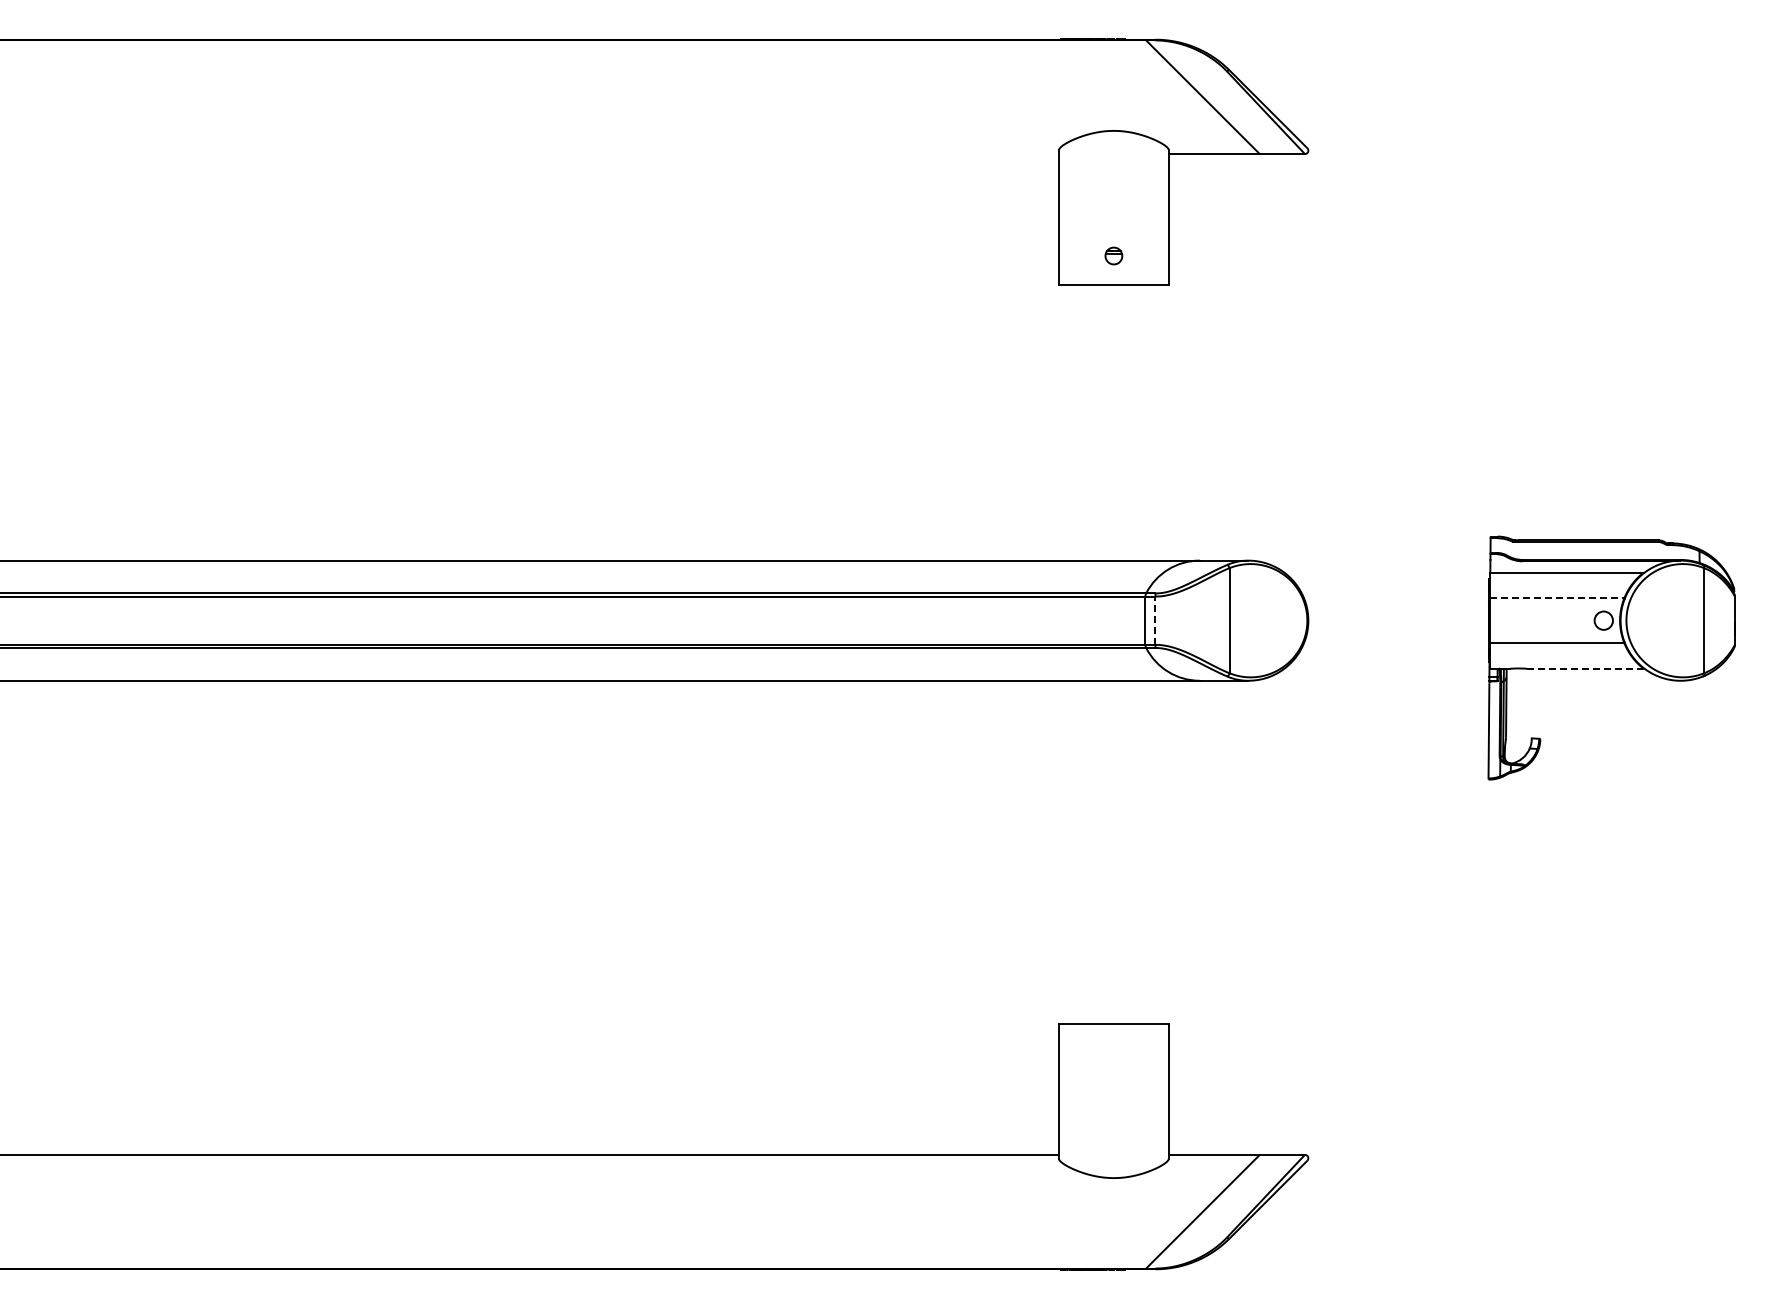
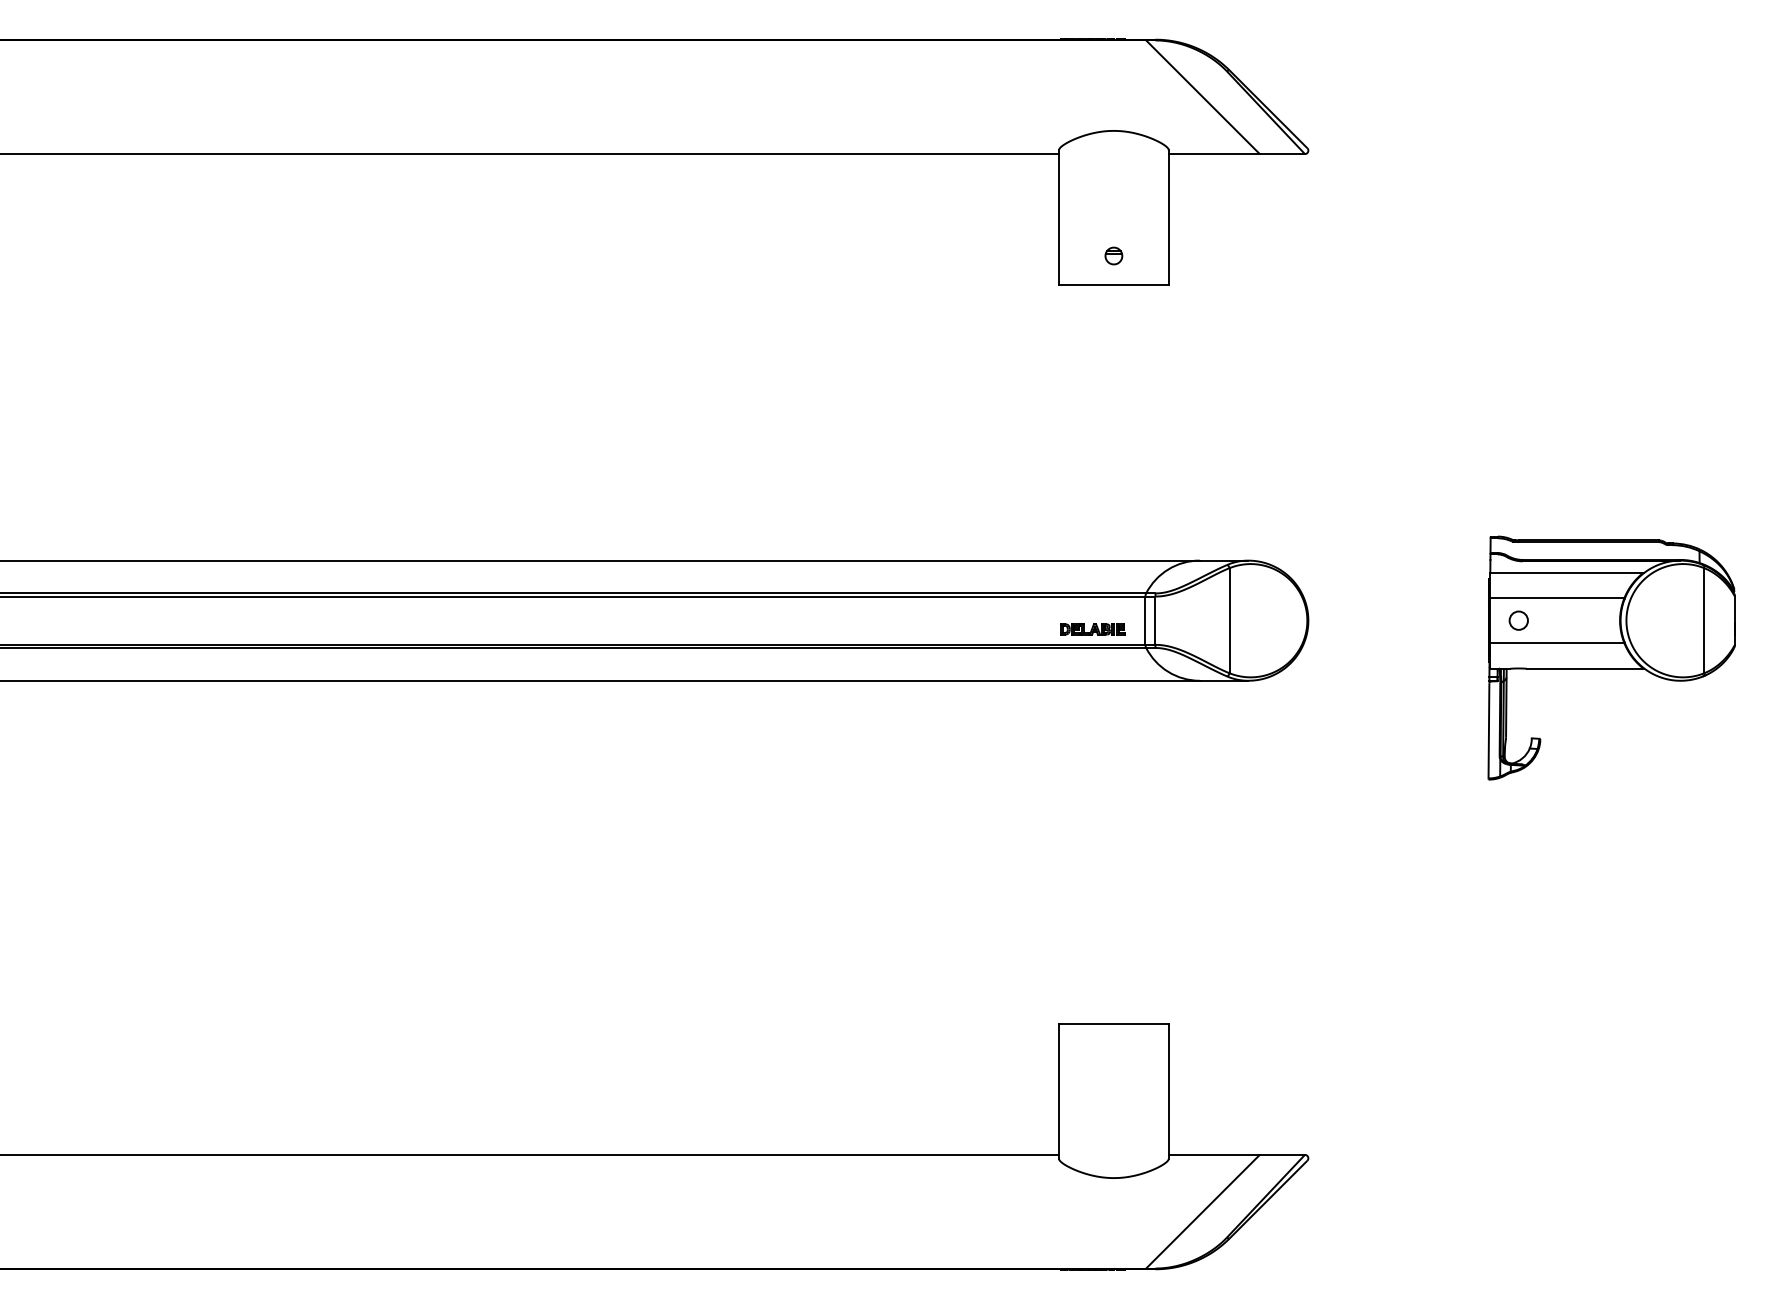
line: none -> present (530, 154)
line: dashed -> solid (1557, 598)
line: dashed -> solid (1155, 620)
circle position: (1603, 620) -> (1518, 620) (1518, 620)
part: none -> present (1092, 629)
line: dashed -> solid (1585, 668)
